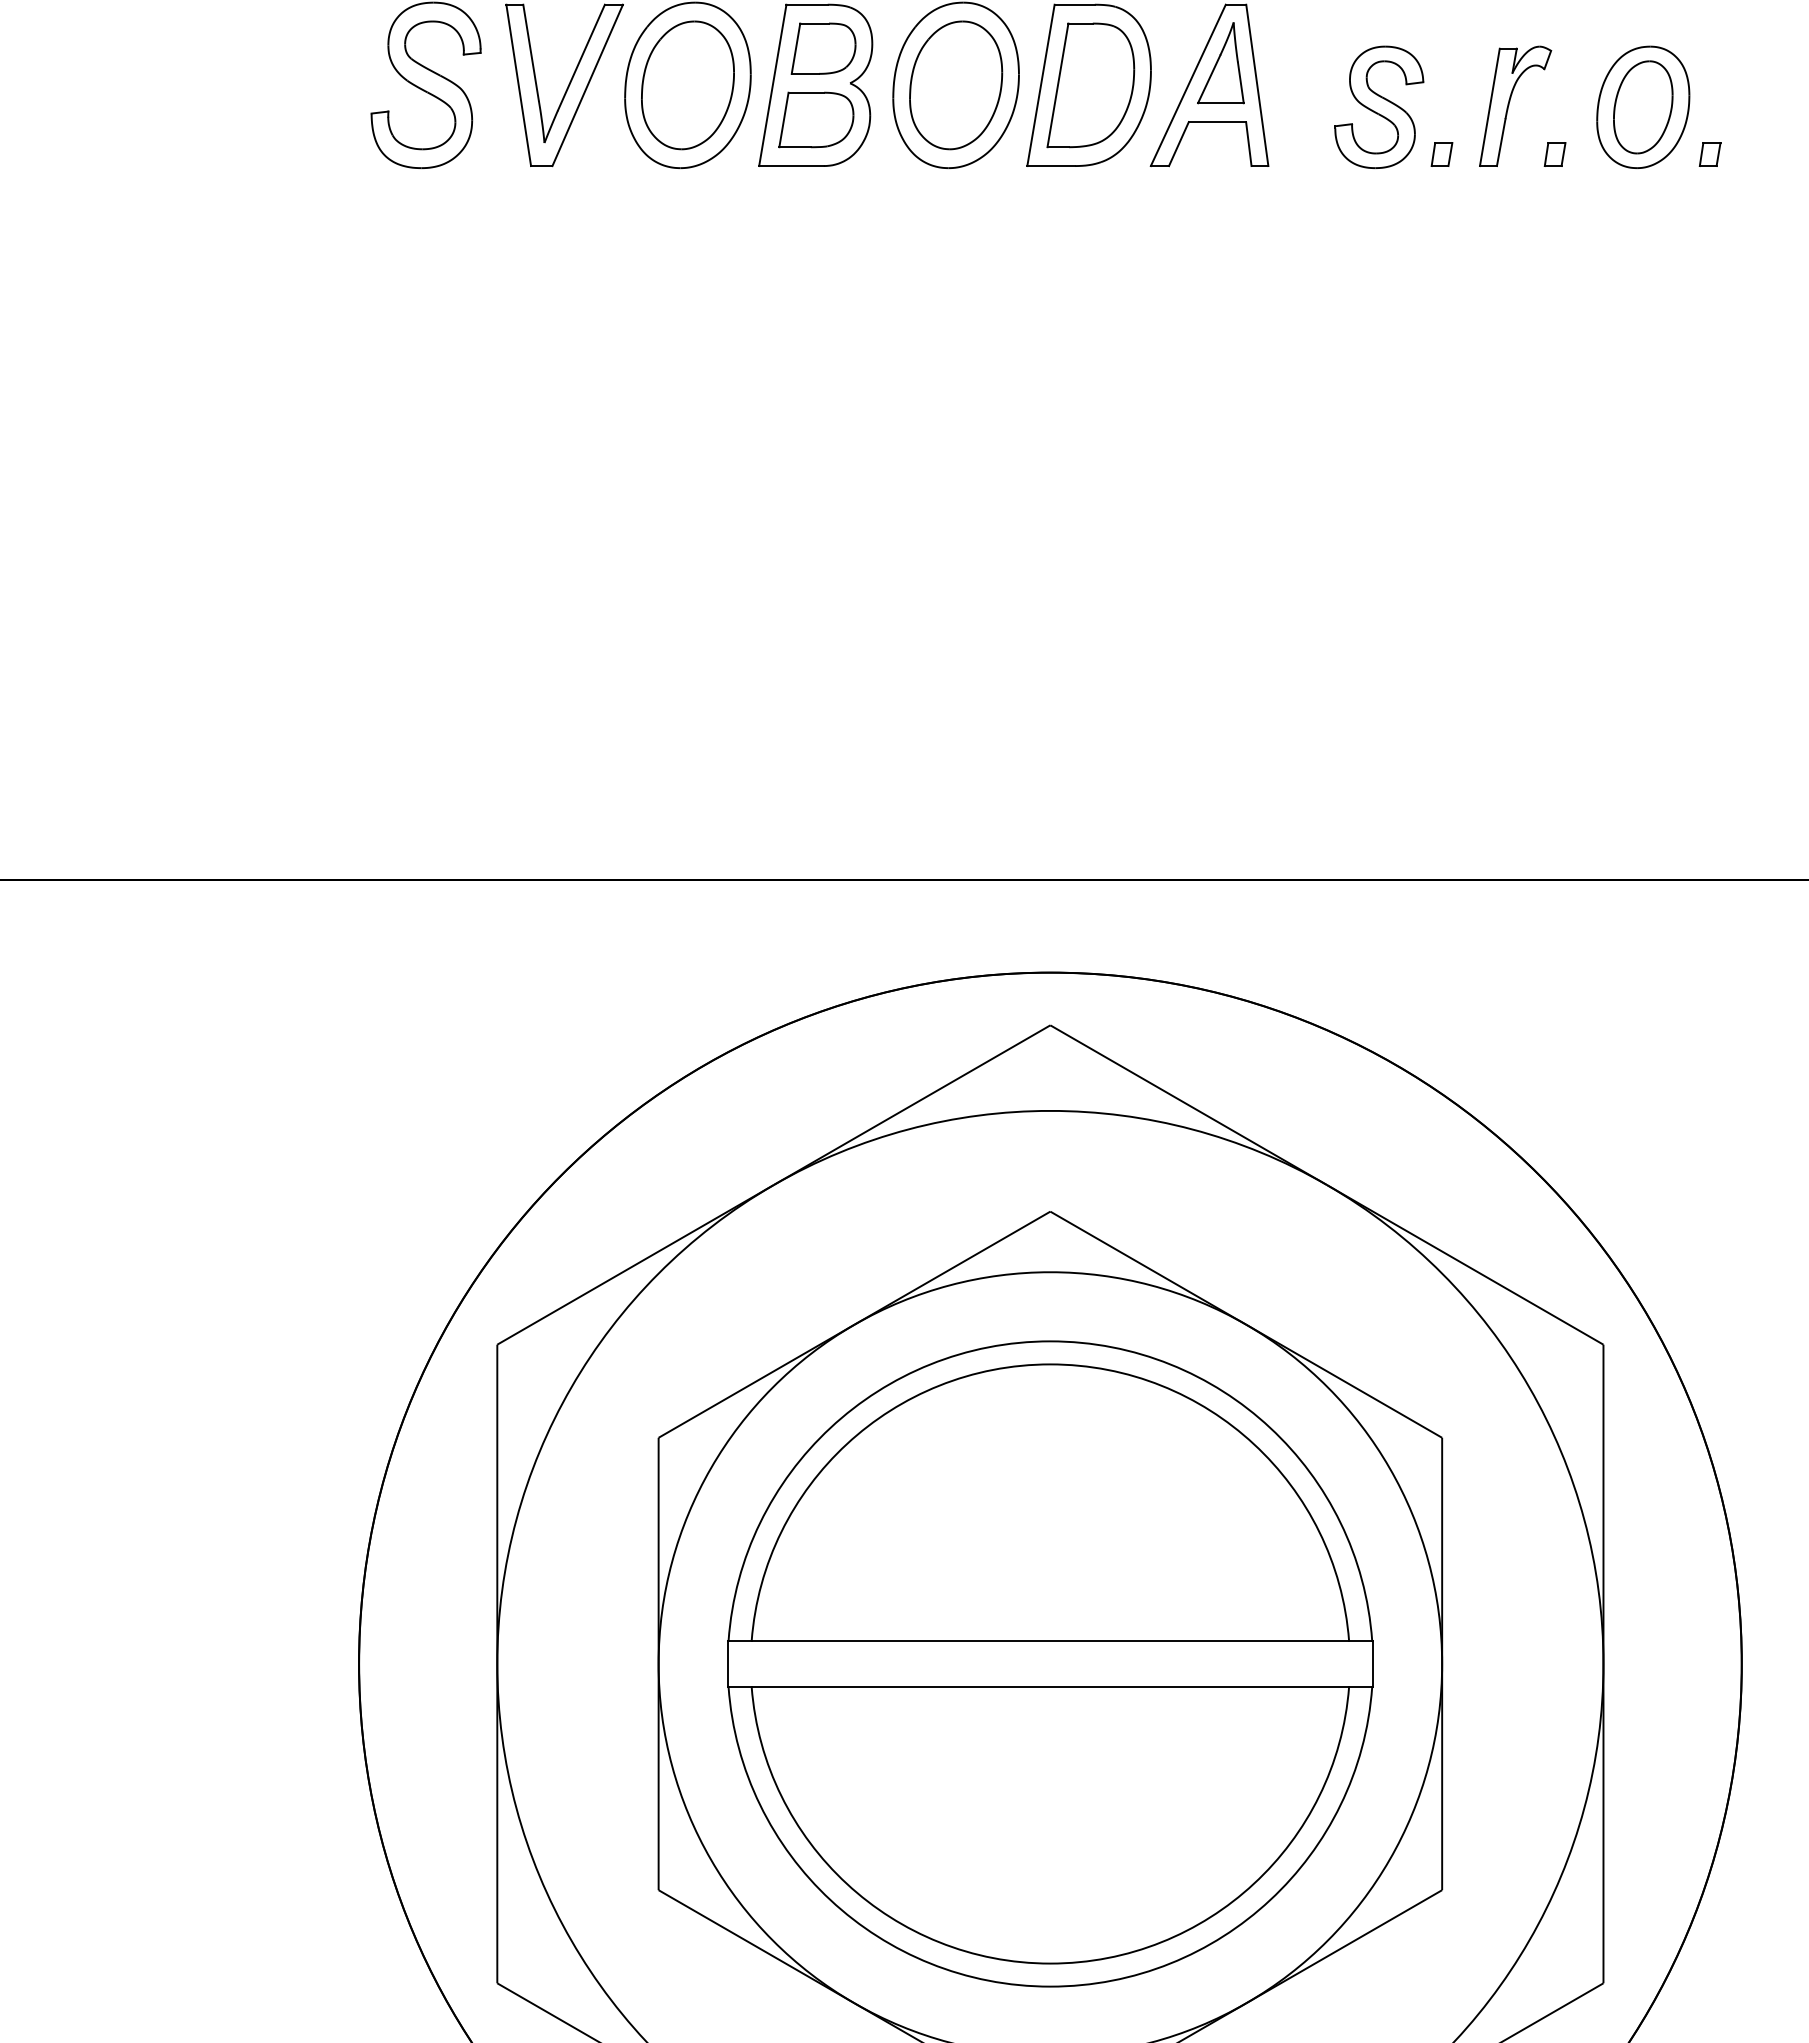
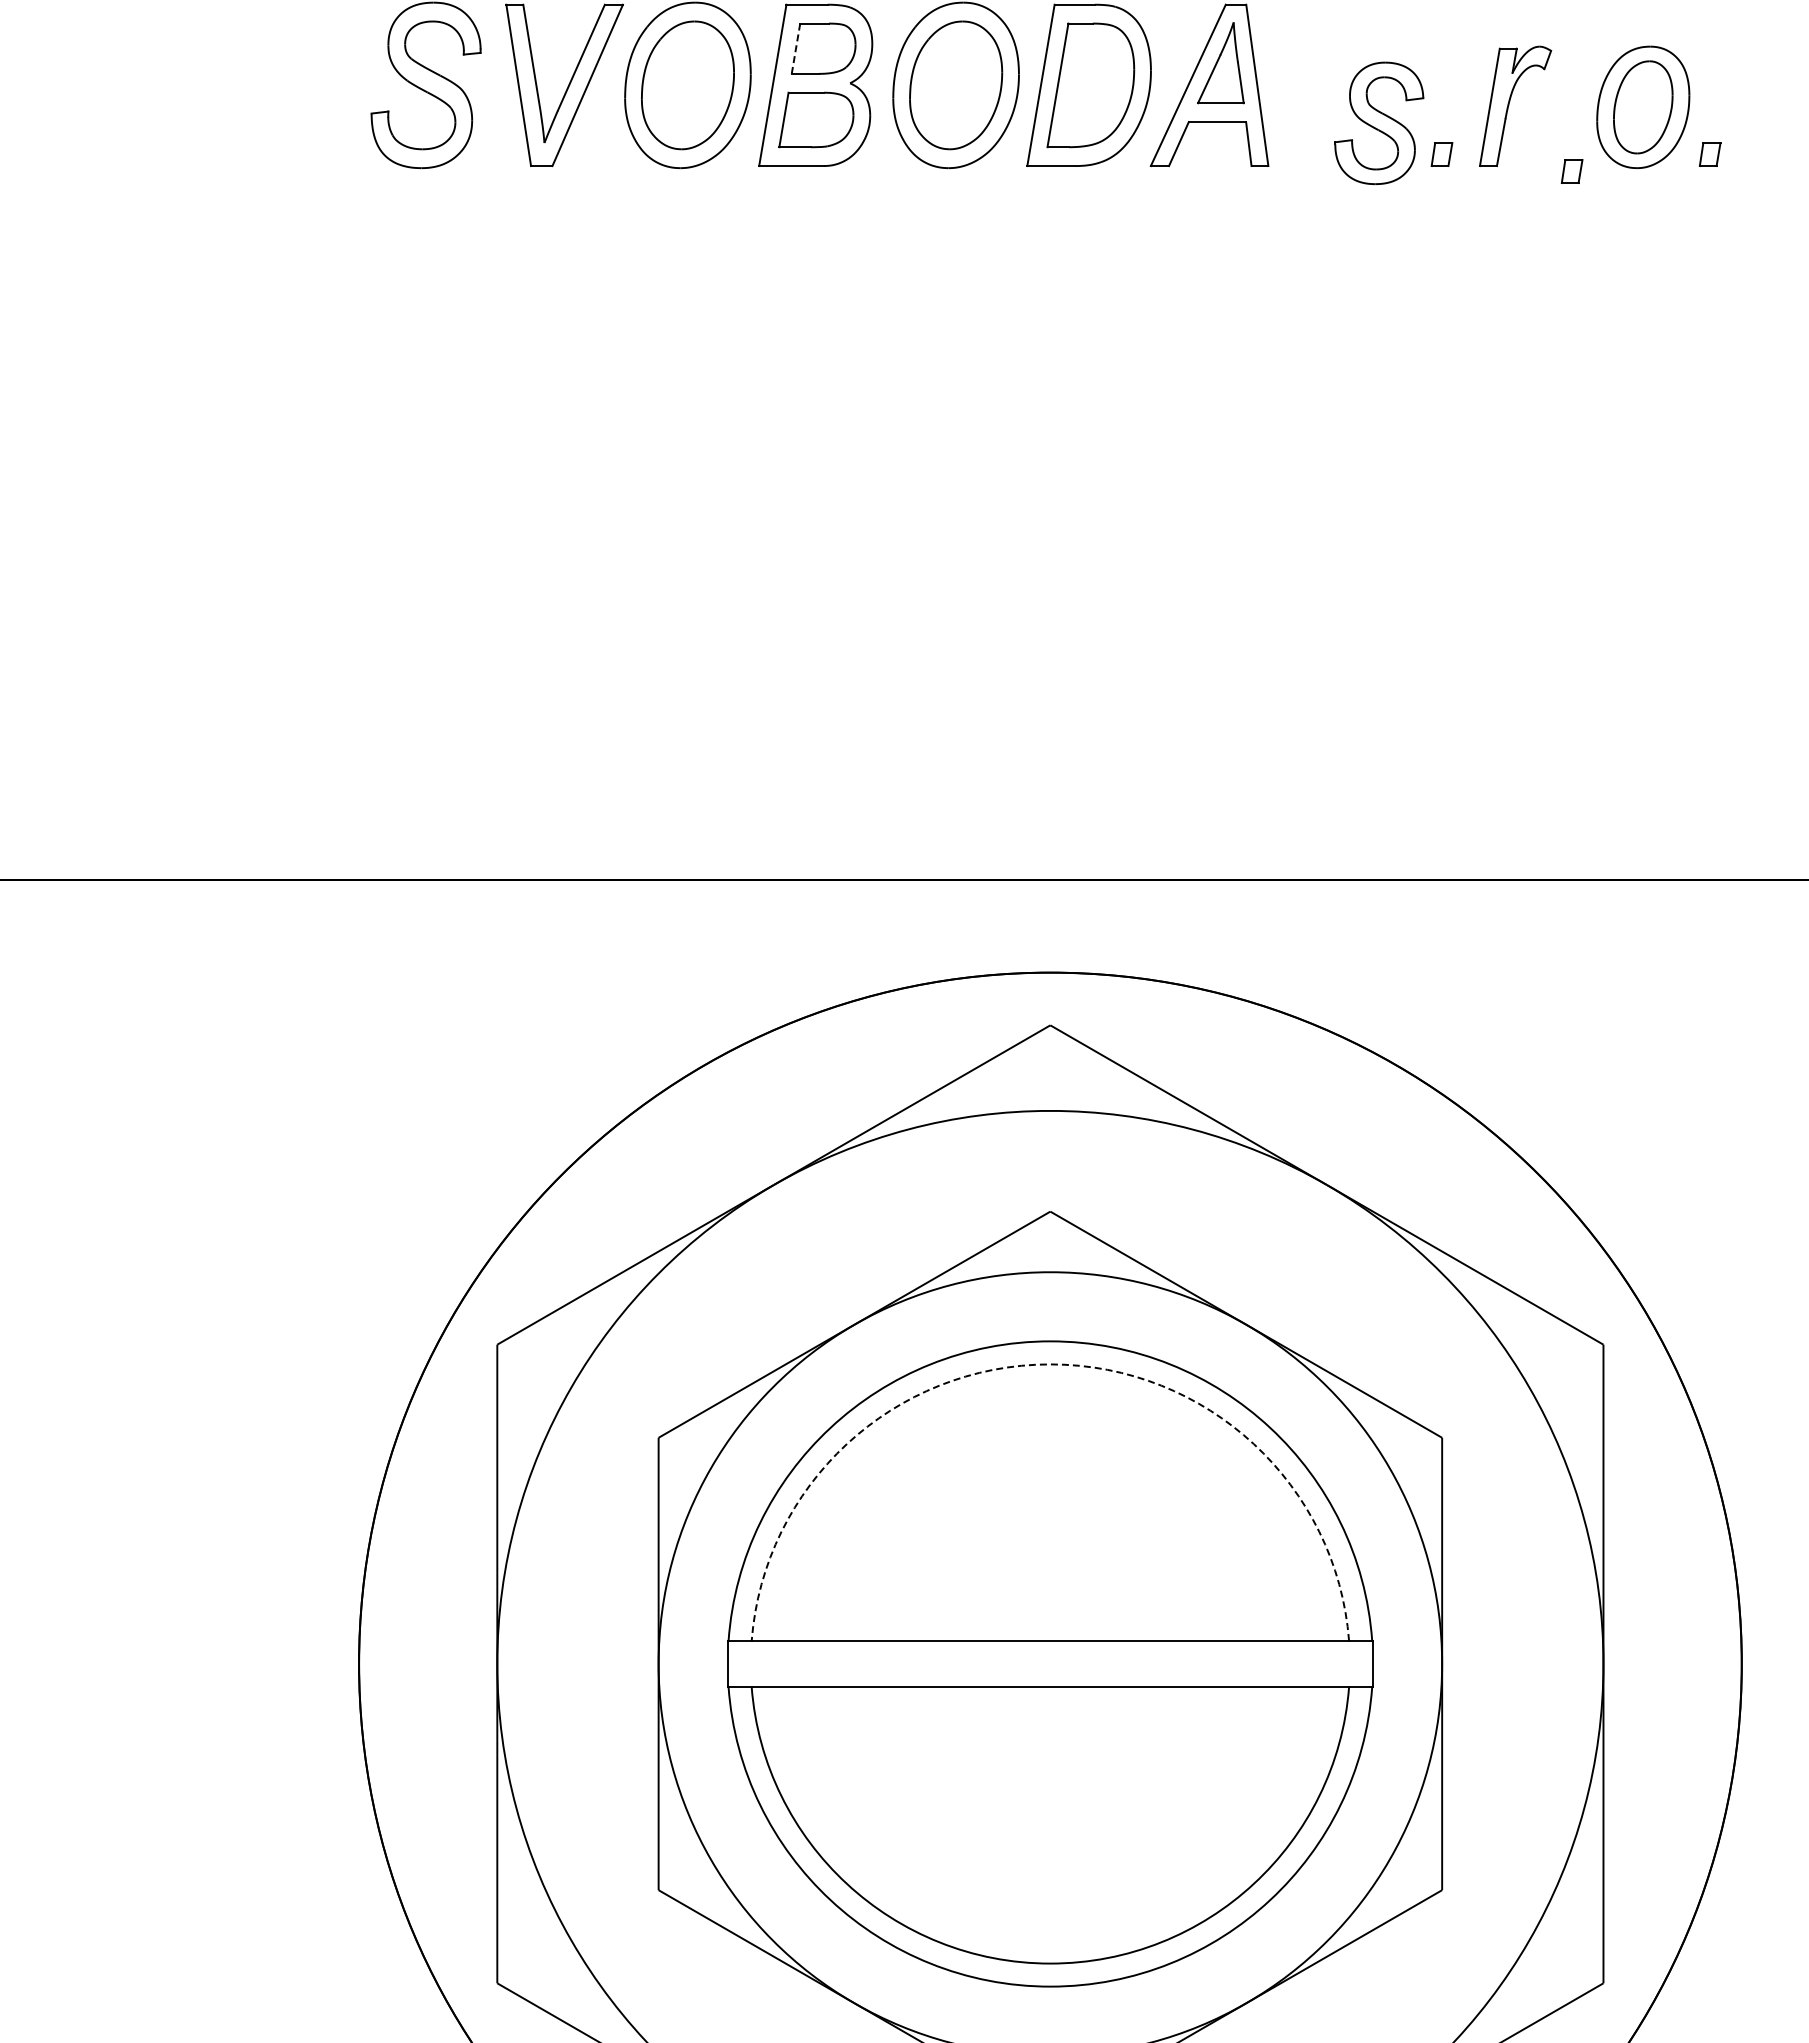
line: solid -> dashed (795, 49)
part position: (1379, 106) -> (1379, 122) (1379, 122)
part position: (1554, 154) -> (1571, 171) (1571, 171)
arc: solid -> dashed (1050, 1364)
